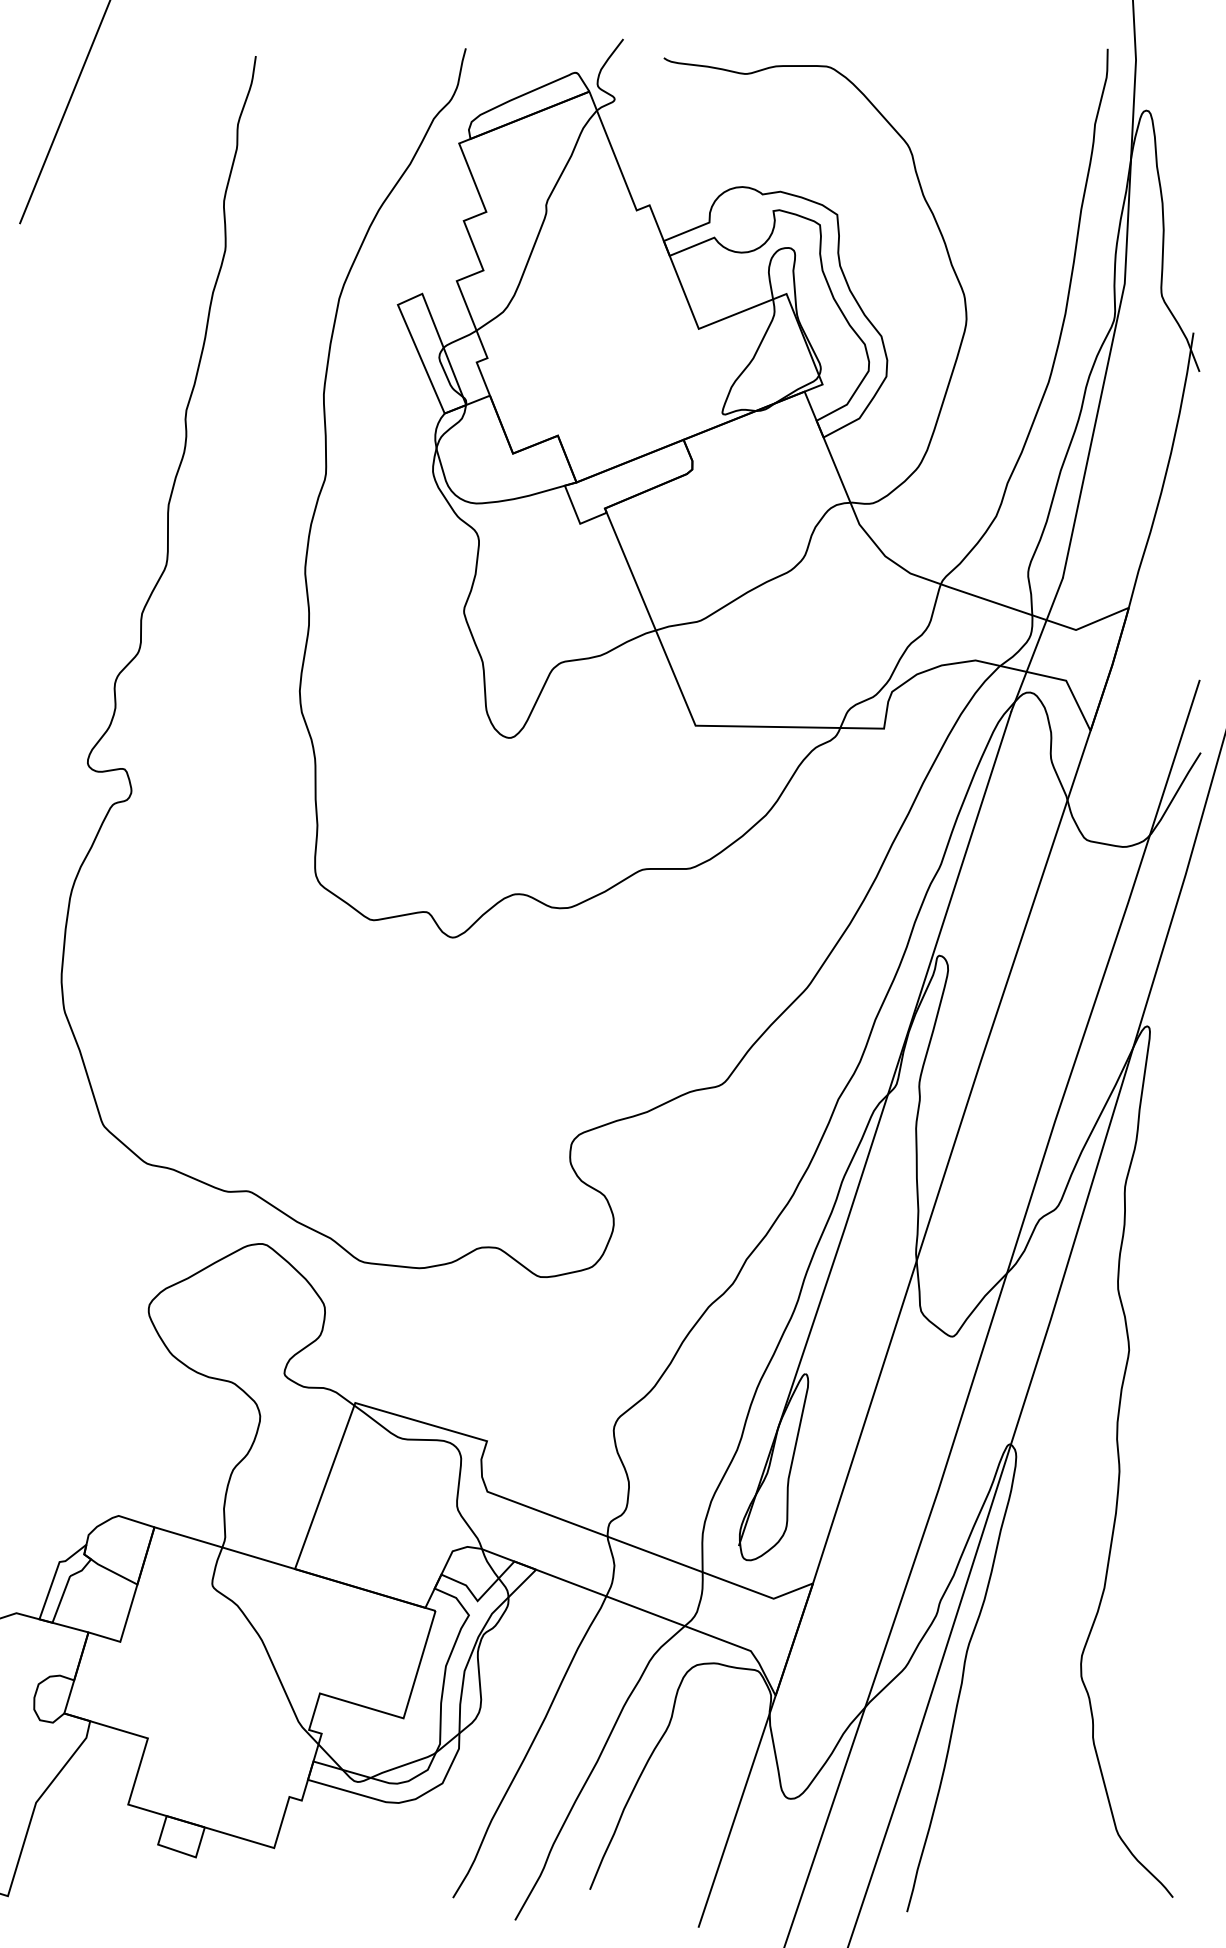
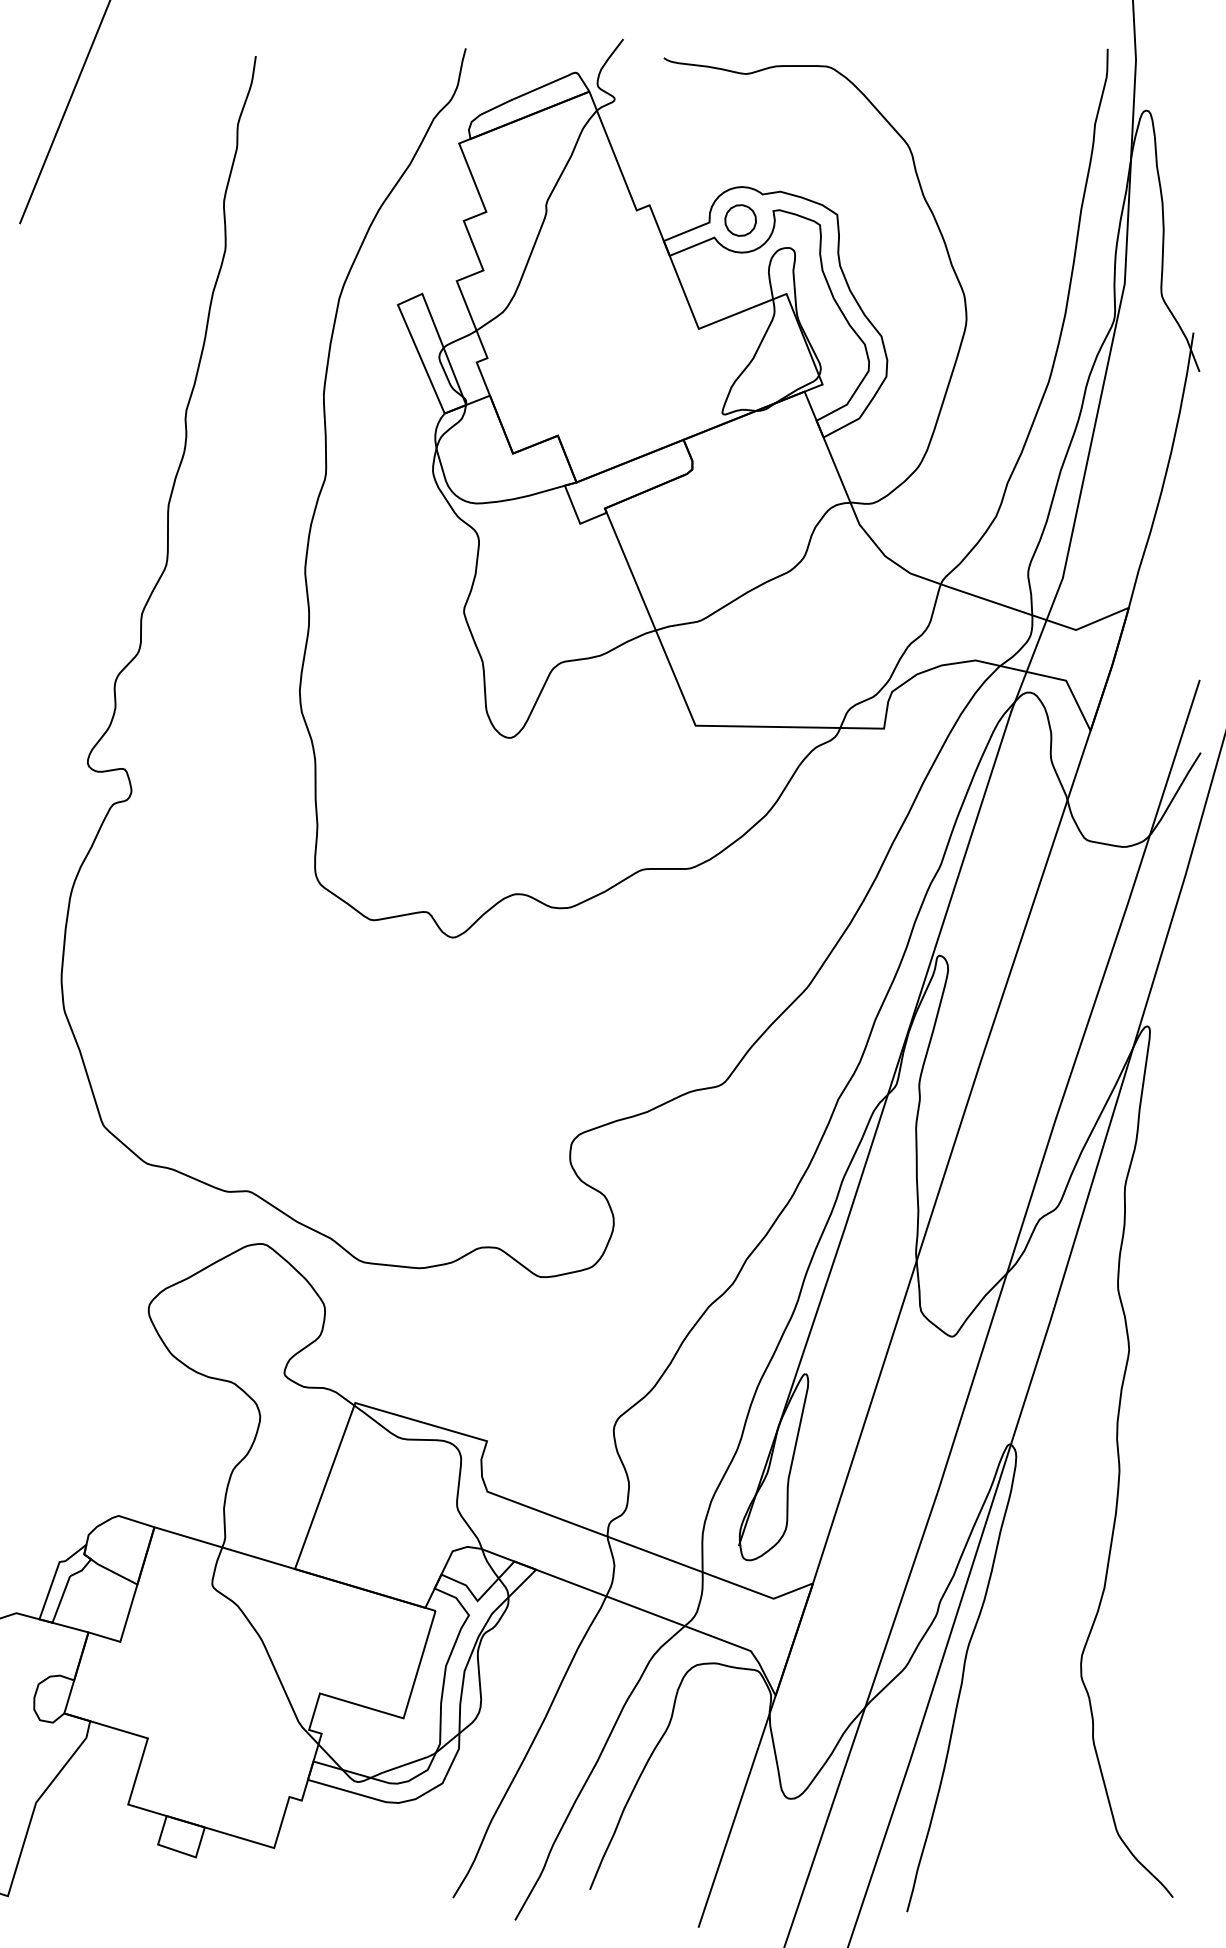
part: none -> present (740, 220)
